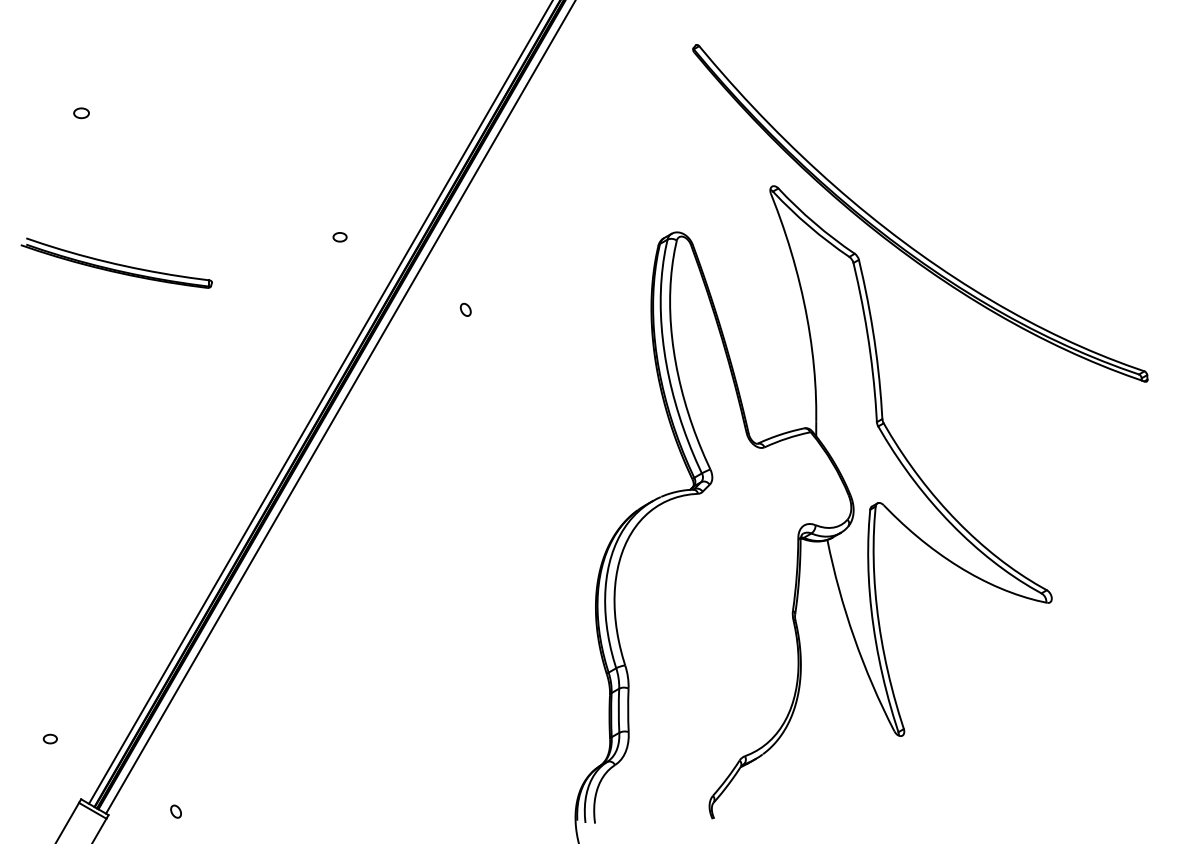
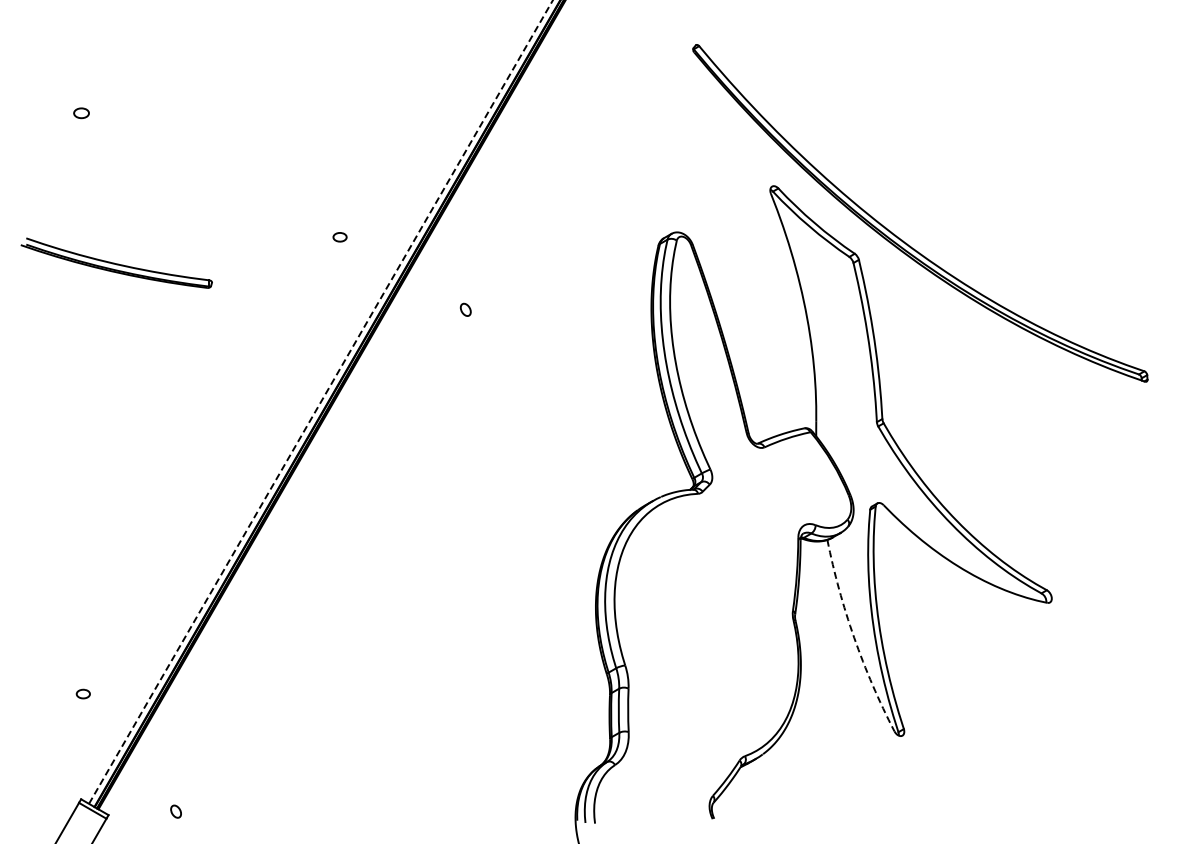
line: solid -> dashed (320, 402)
line: present -> none (340, 407)
arc: solid -> dashed (854, 637)
part position: (49, 738) -> (82, 693) (82, 693)
